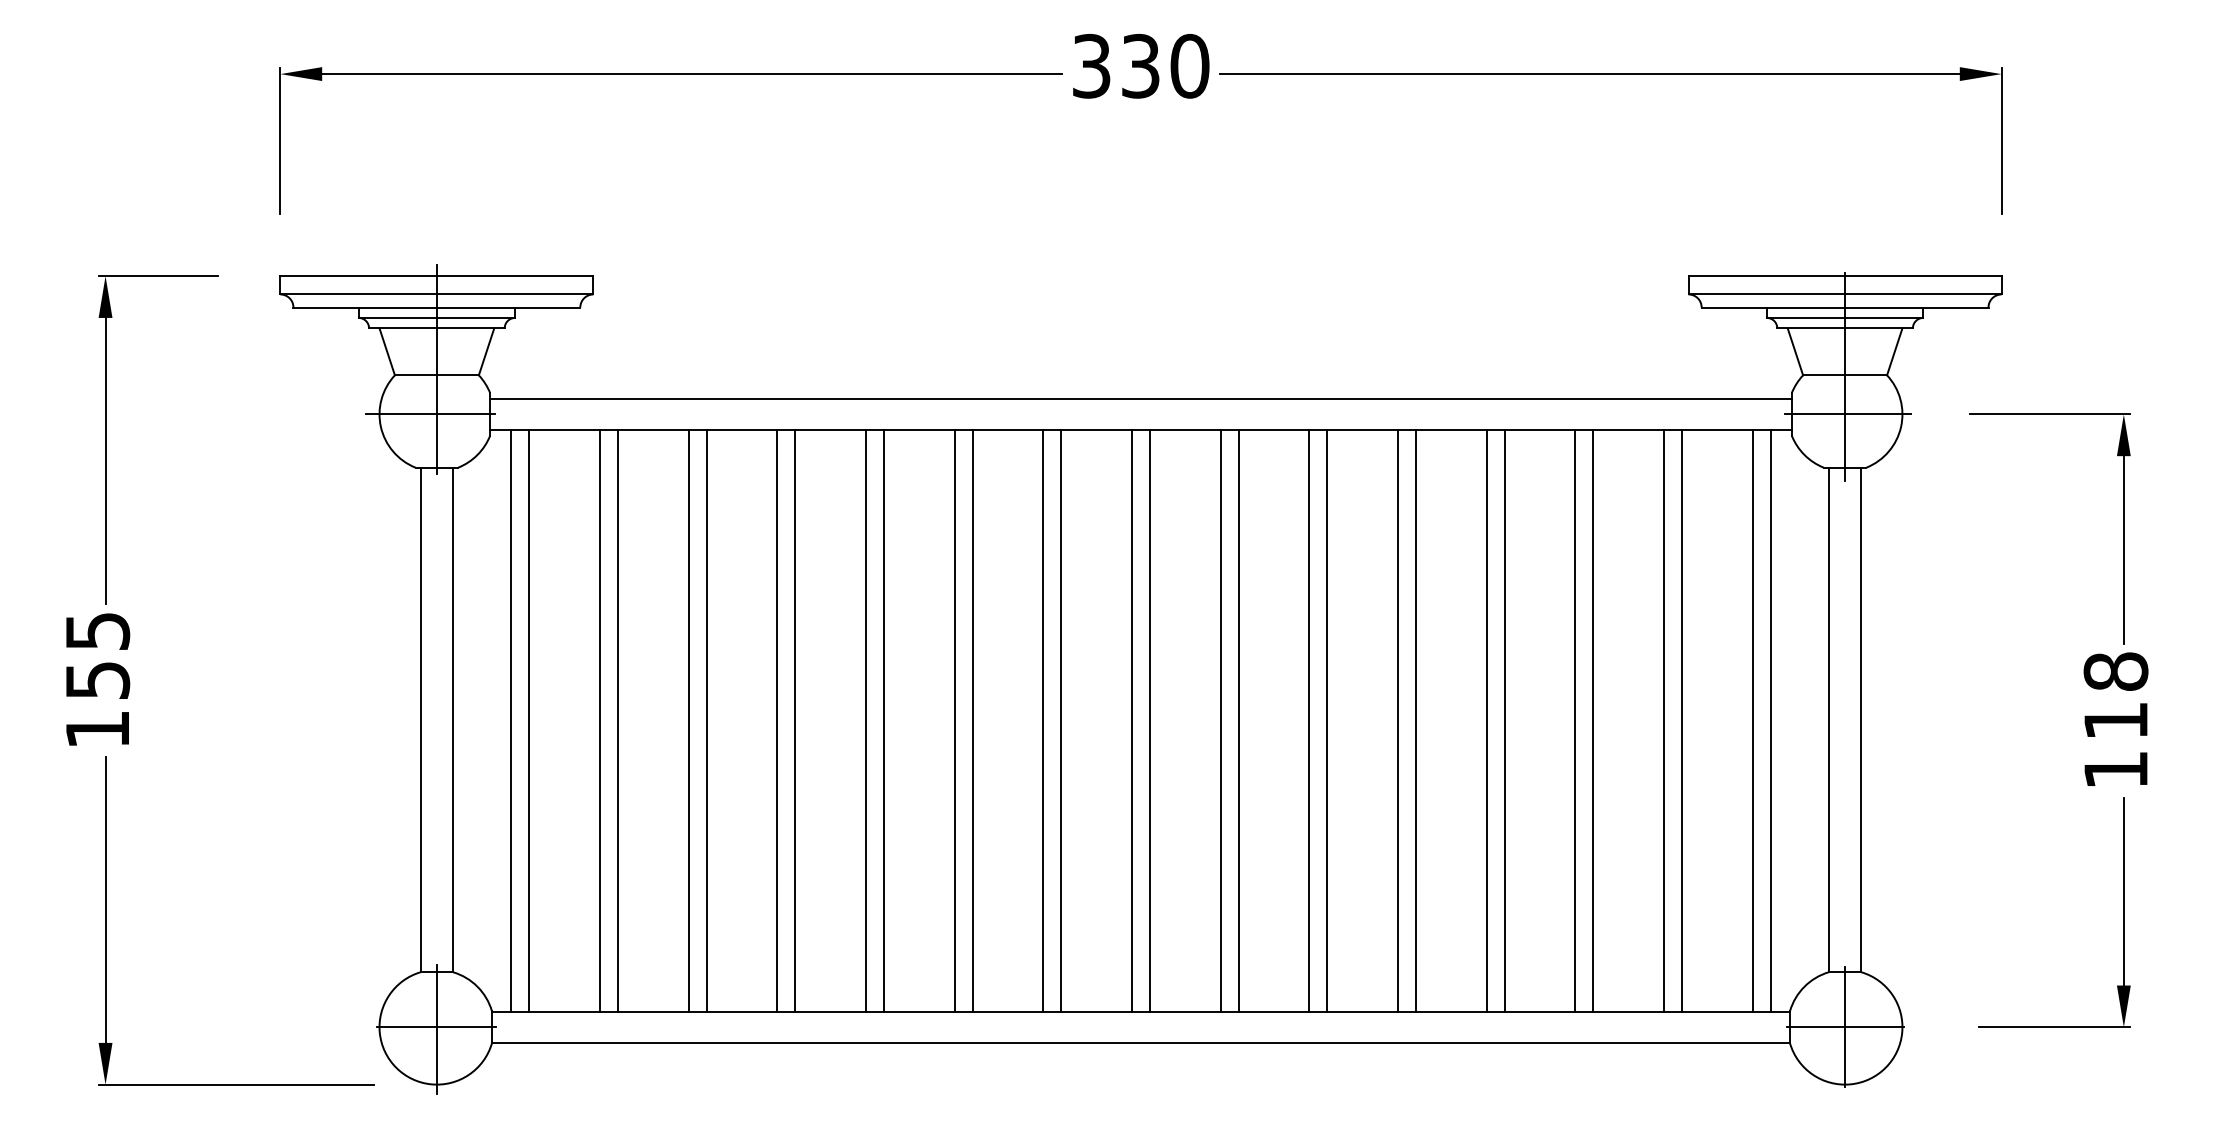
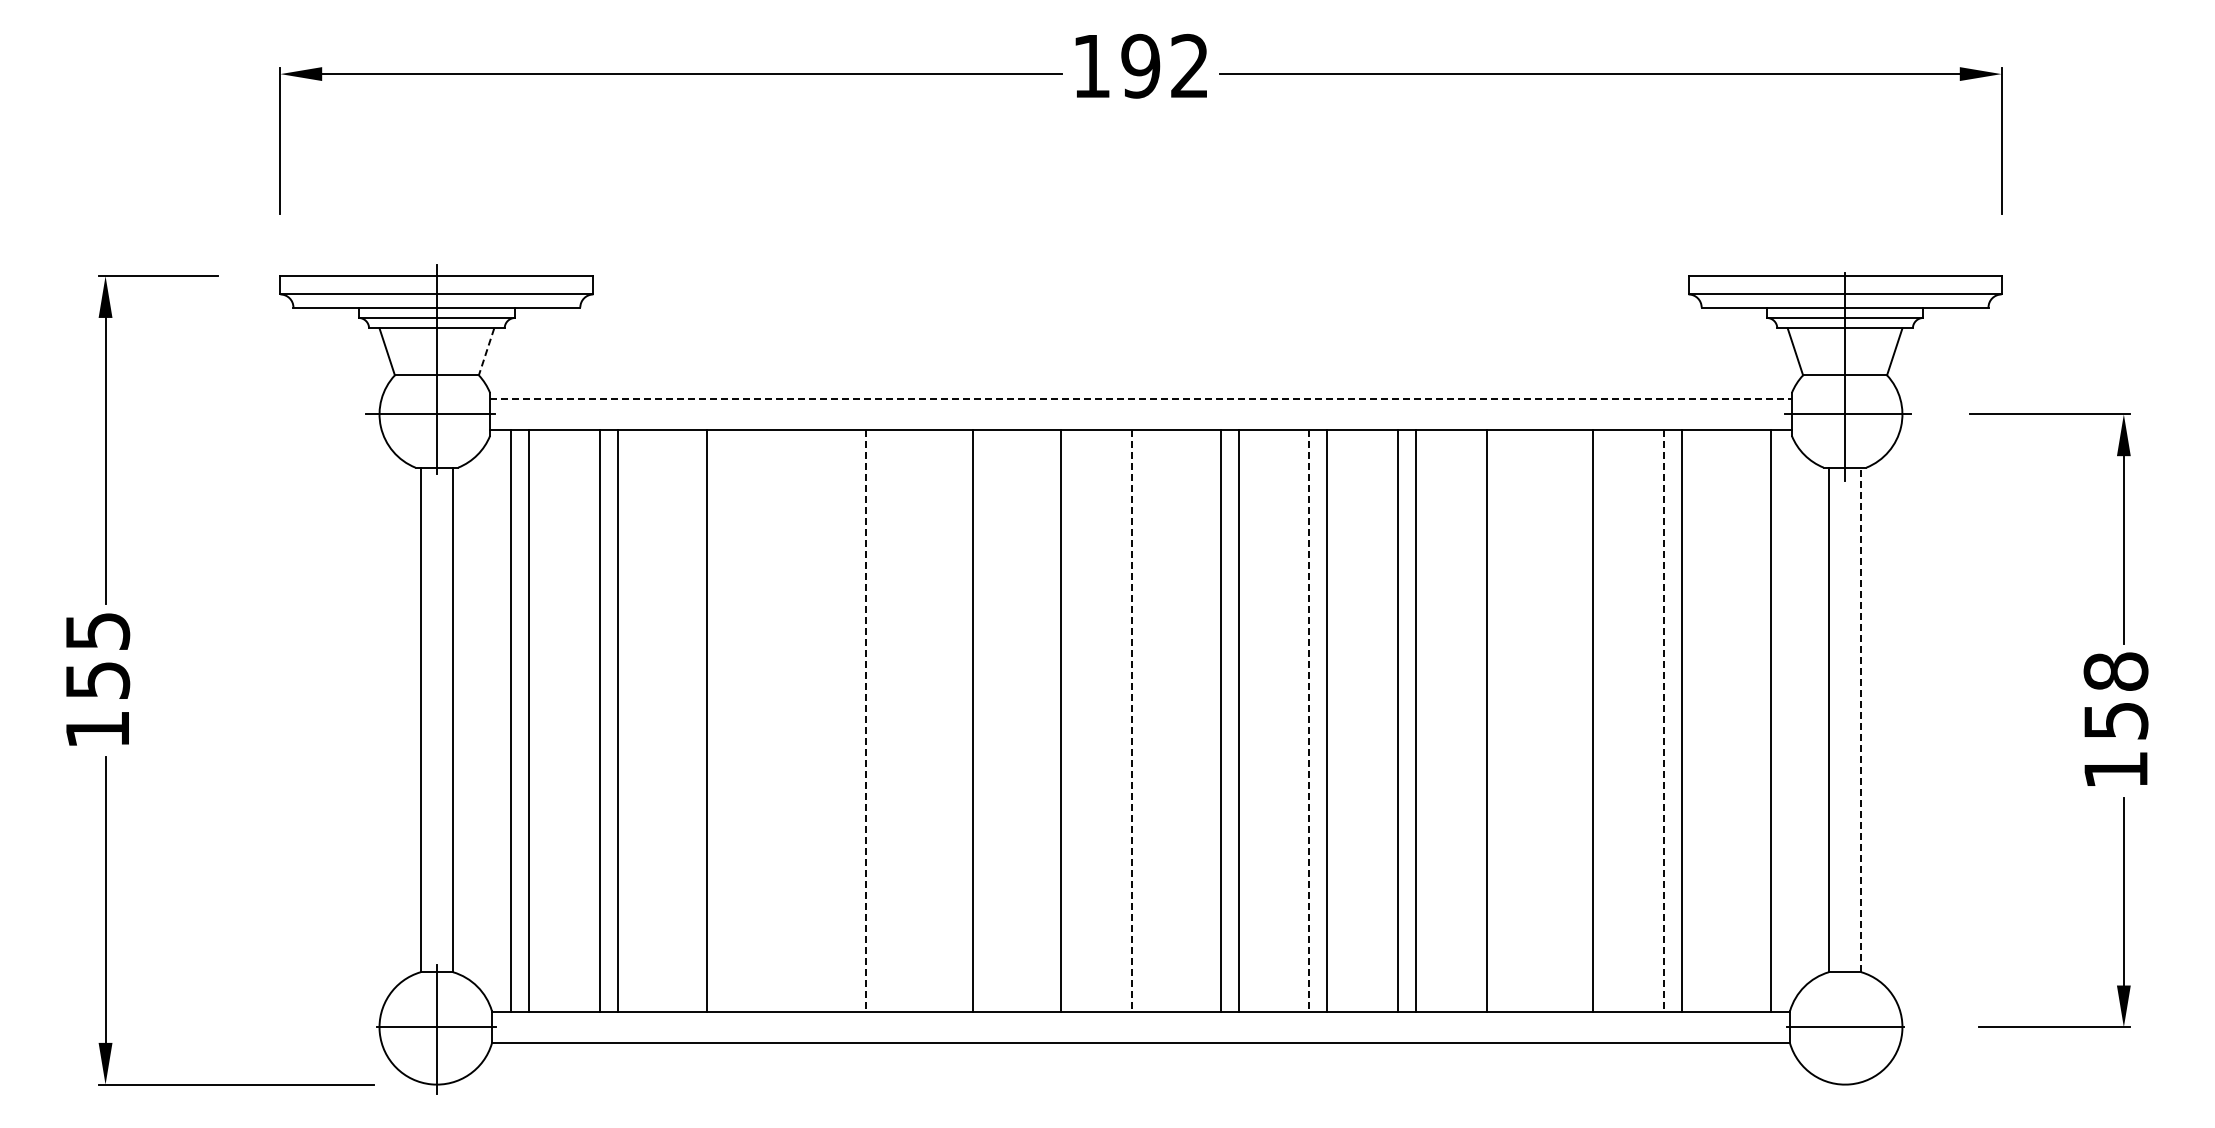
text: 330 -> 192 (1141, 65)
line: solid -> dashed (486, 351)
line: solid -> dashed (1140, 398)
line: solid -> dashed (1860, 719)
line: present -> none (688, 720)
line: present -> none (777, 720)
line: present -> none (795, 720)
line: solid -> dashed (865, 720)
line: present -> none (884, 720)
line: present -> none (954, 720)
line: present -> none (1043, 720)
line: solid -> dashed (1131, 720)
line: present -> none (1150, 720)
line: solid -> dashed (1309, 720)
line: present -> none (1504, 720)
line: present -> none (1575, 720)
line: solid -> dashed (1663, 720)
line: present -> none (1752, 720)
text: 118 -> 158 (2116, 721)
line: present -> none (1845, 1026)
